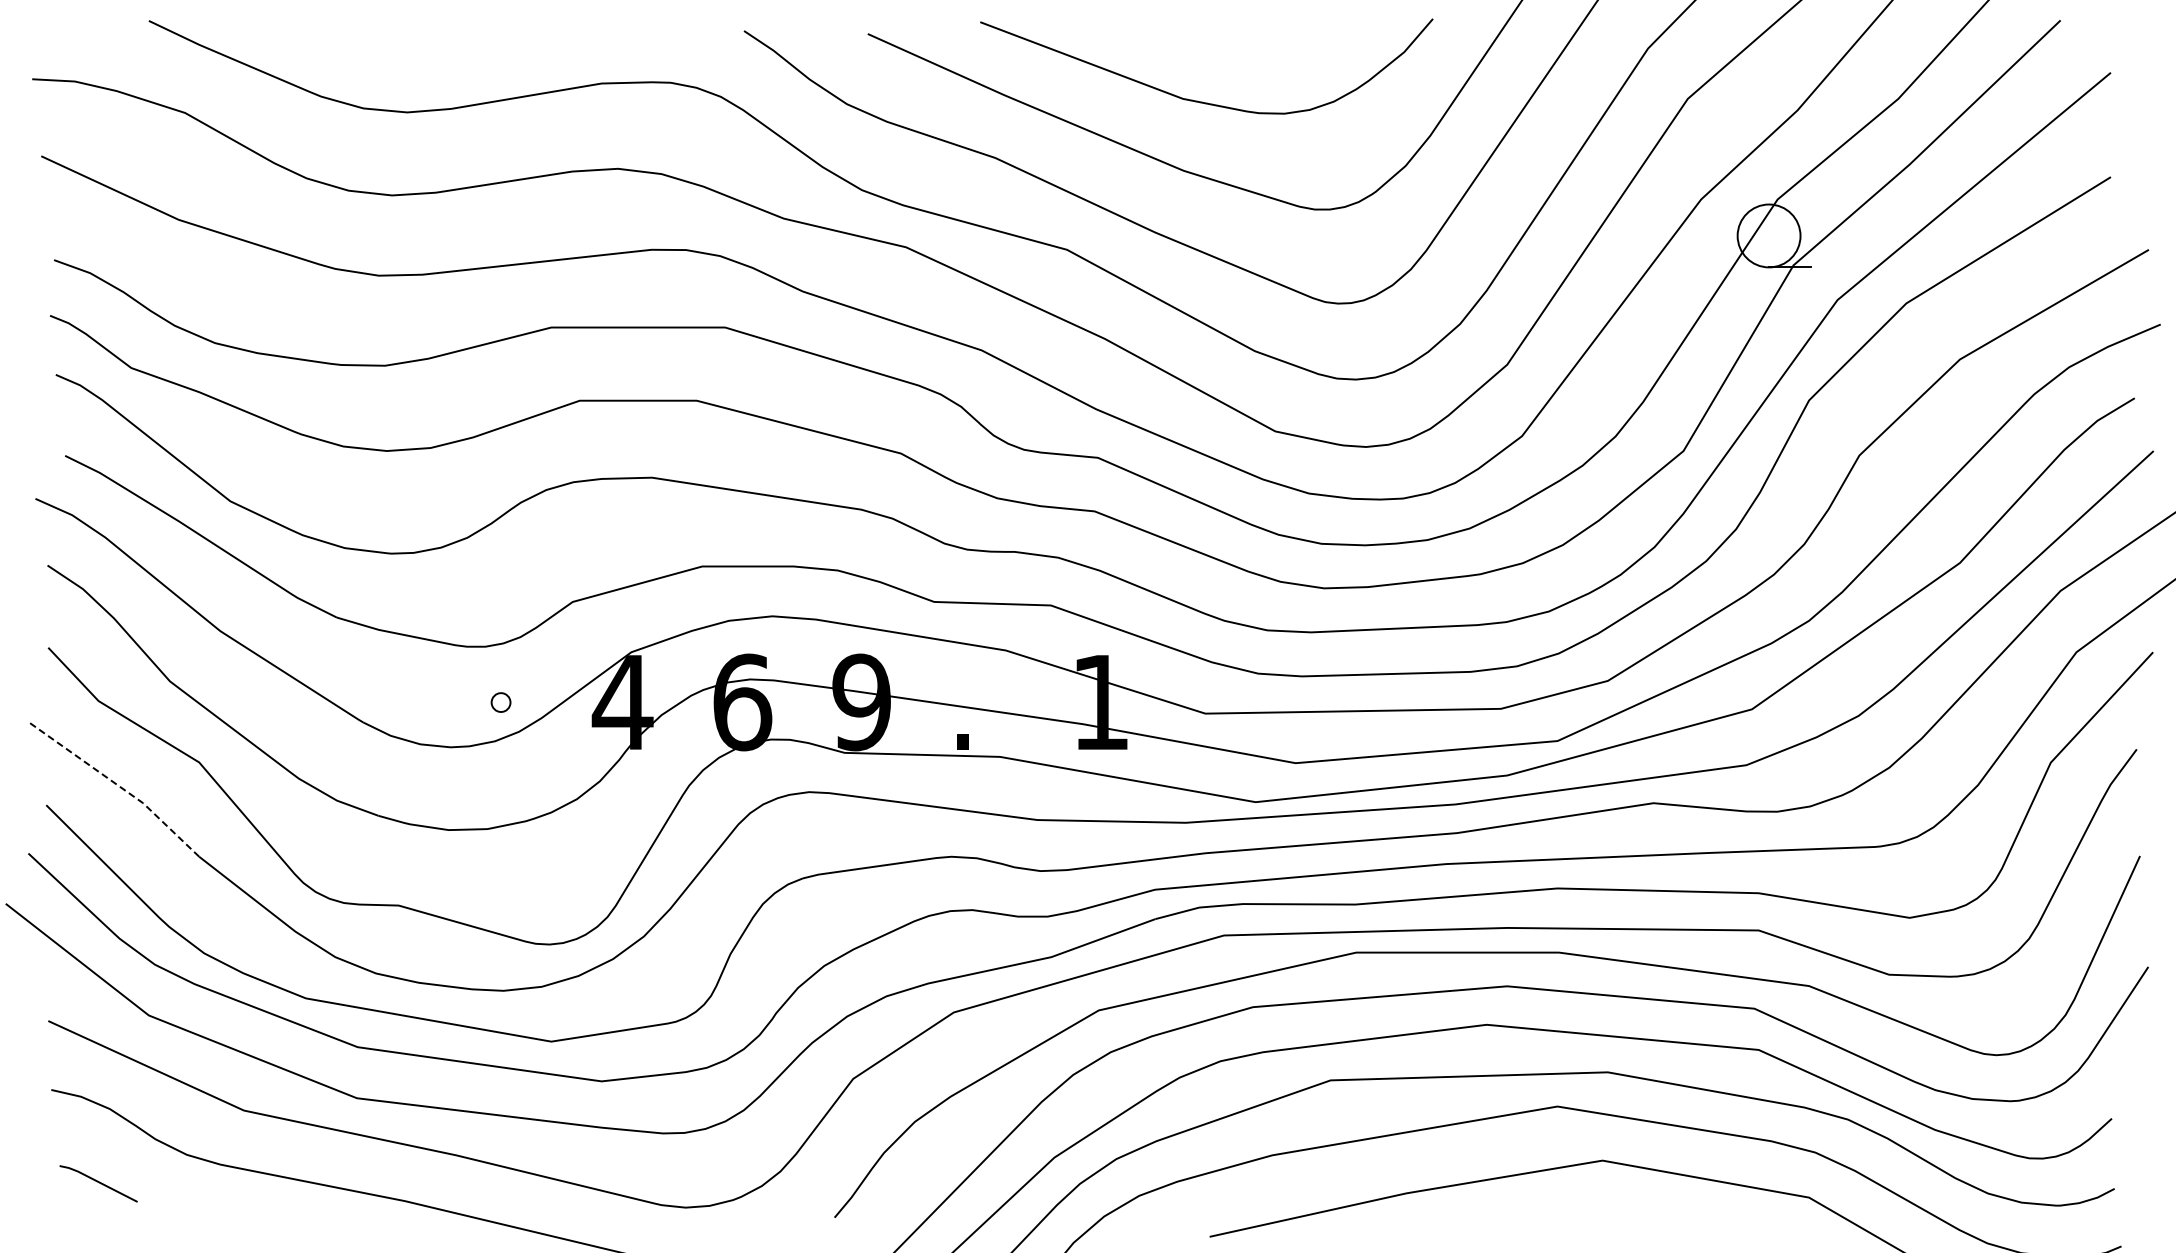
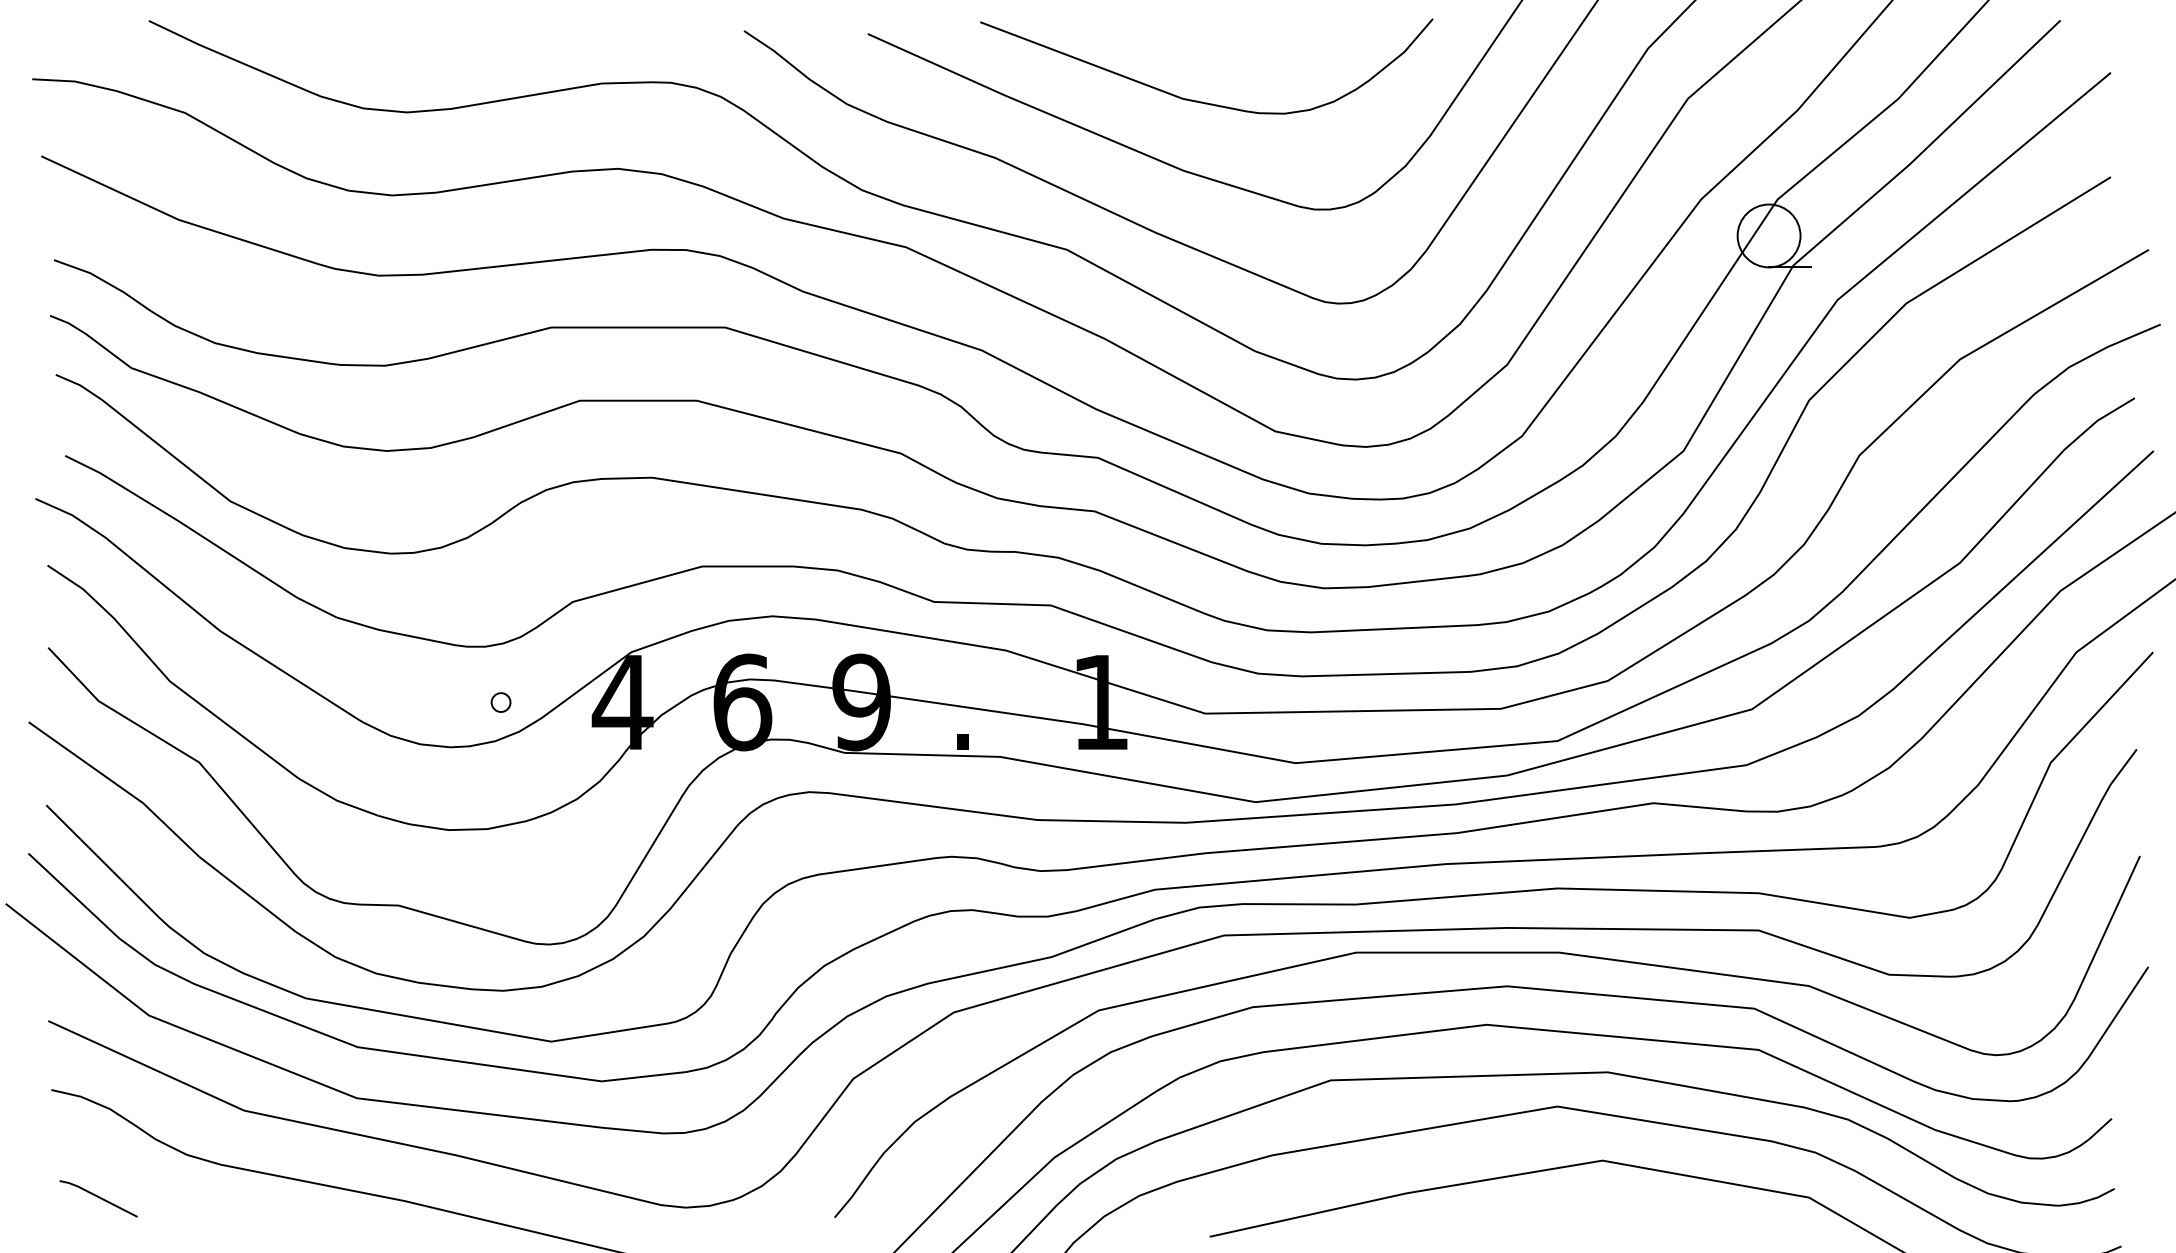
line: dashed -> solid (117, 785)
line position: (98, 1182) -> (98, 1197) (98, 1197)
